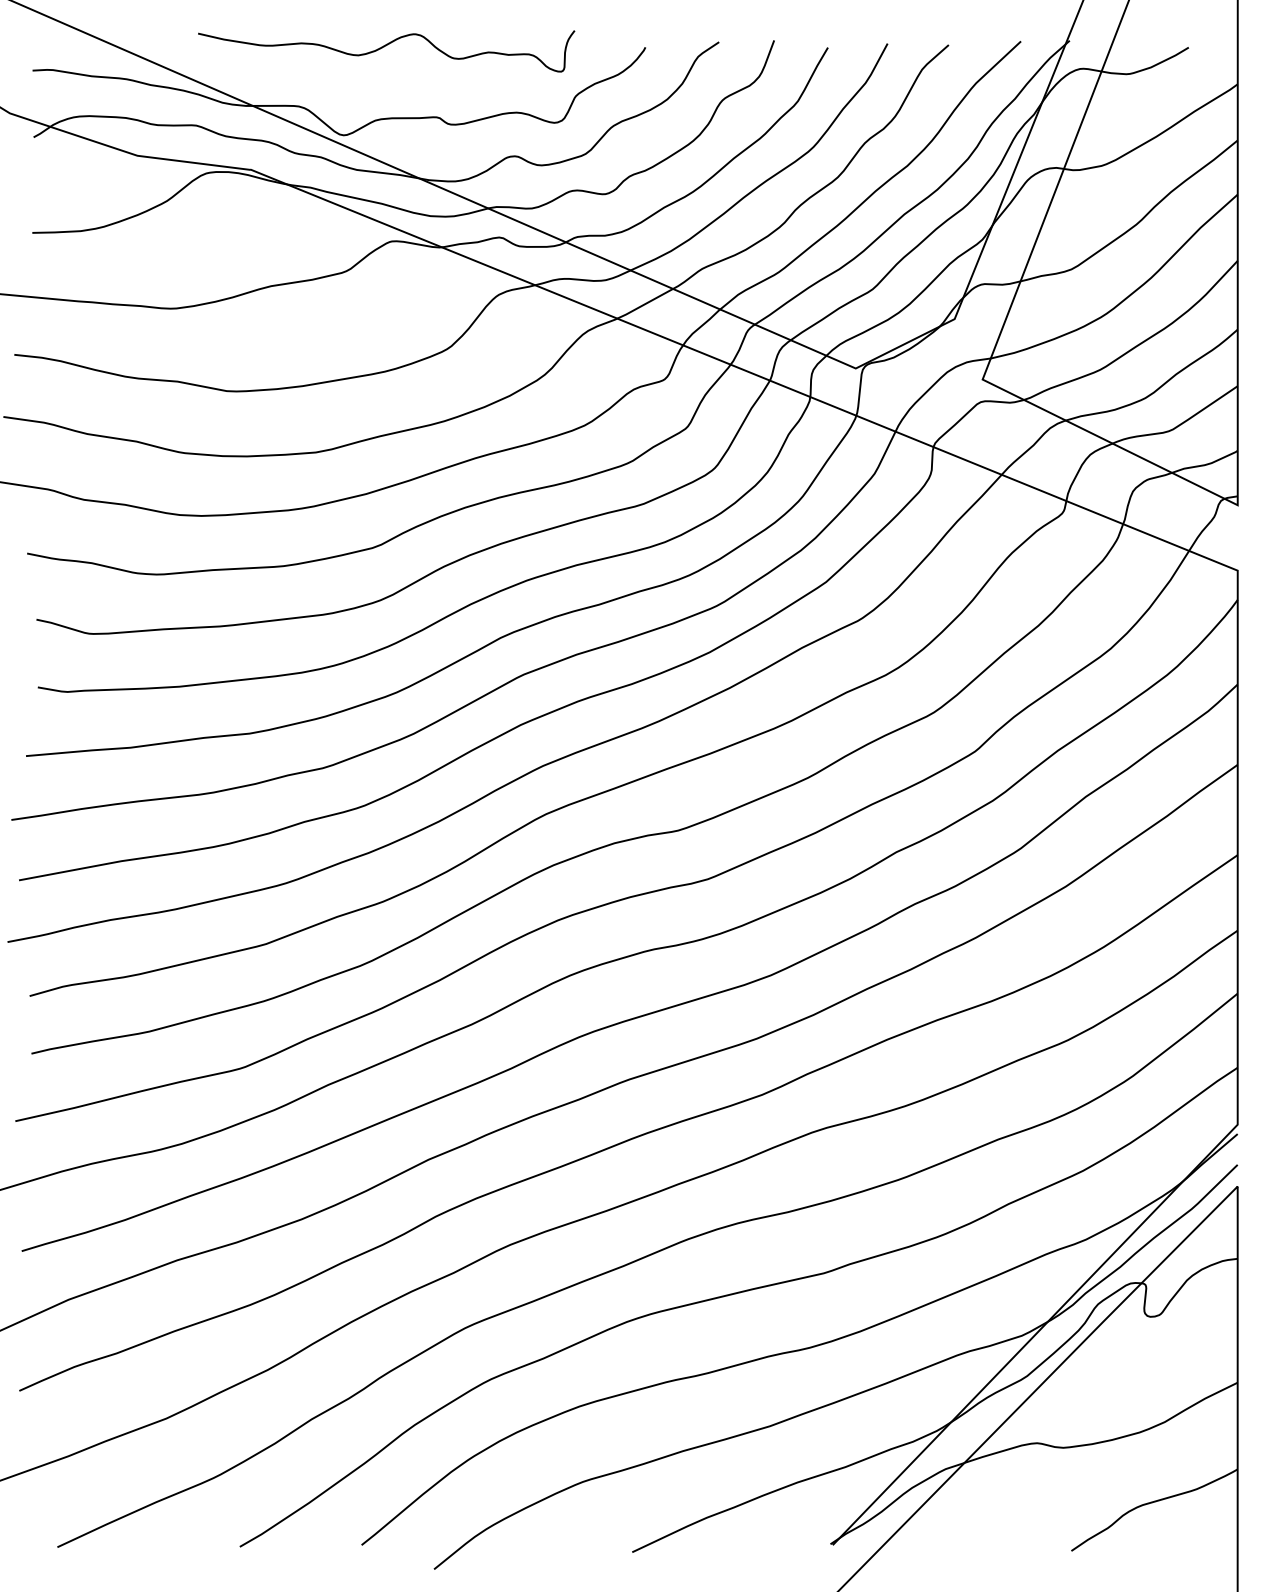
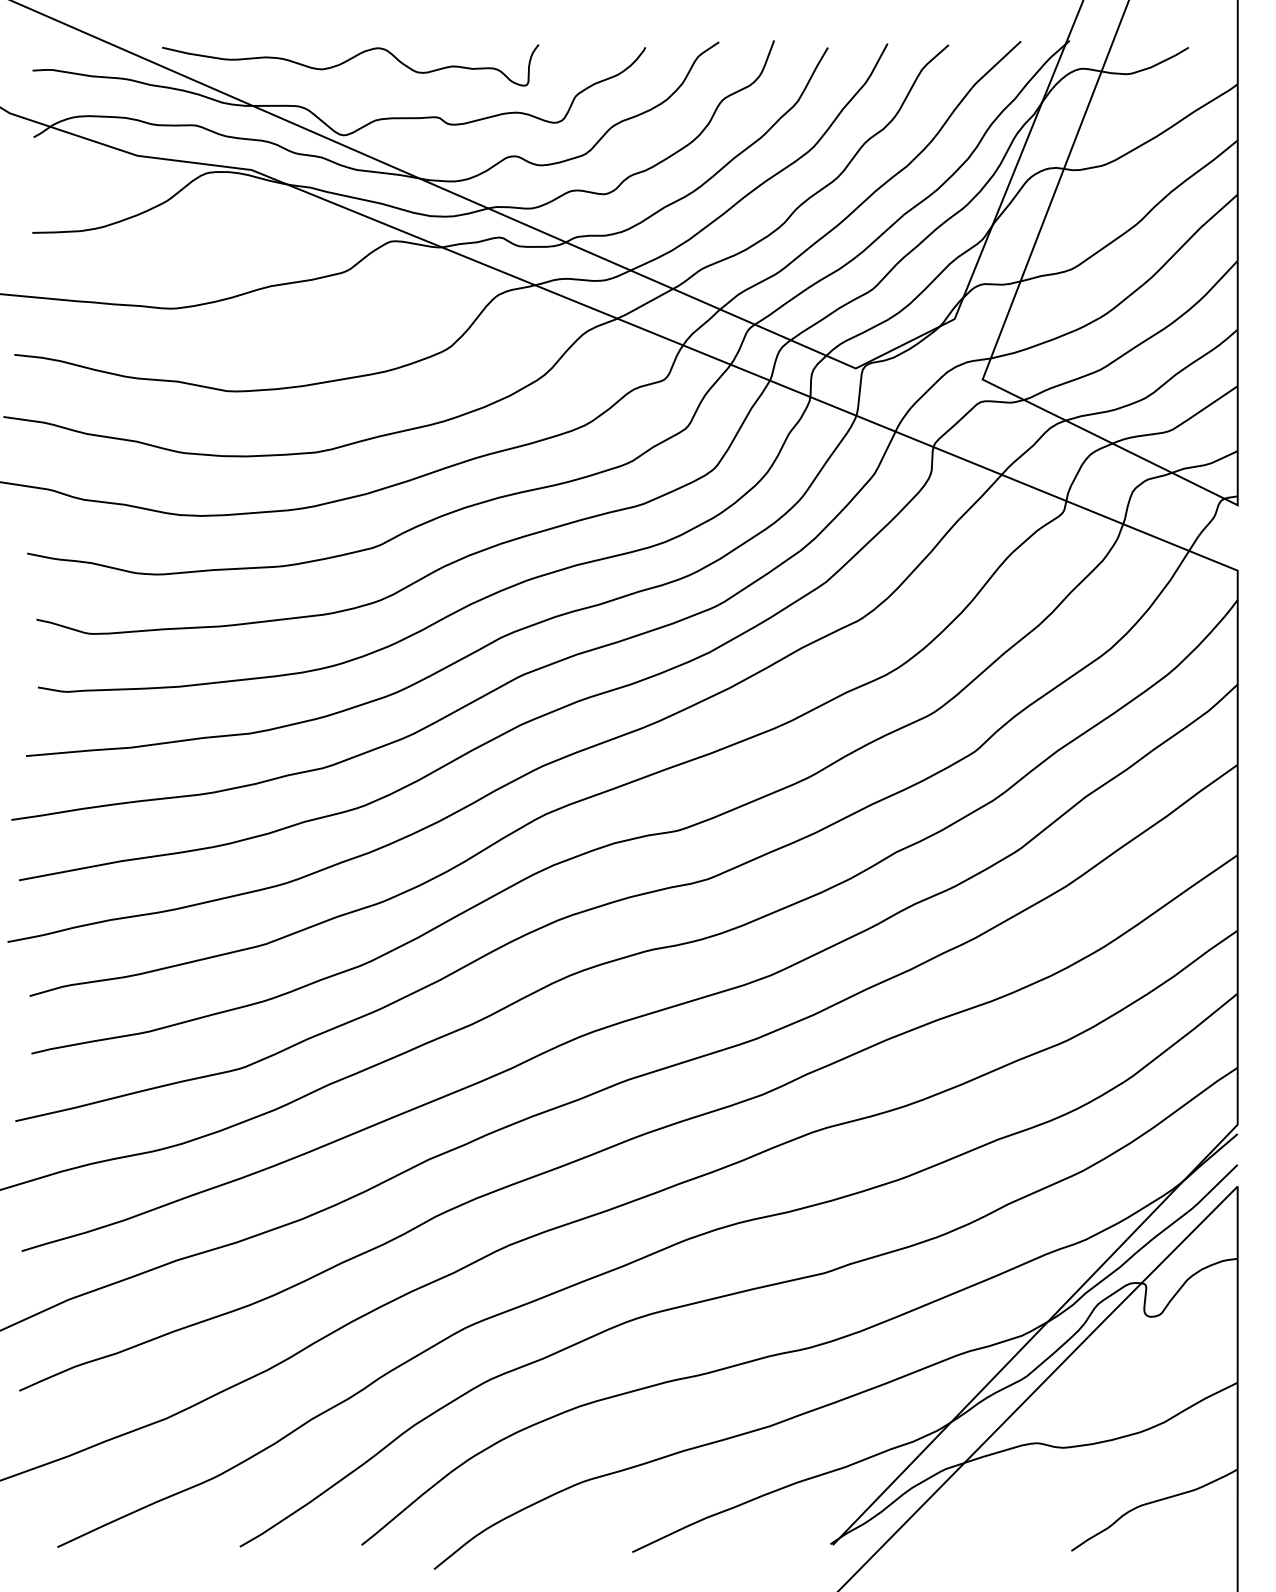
curve position: (384, 47) -> (348, 61) (348, 61)
